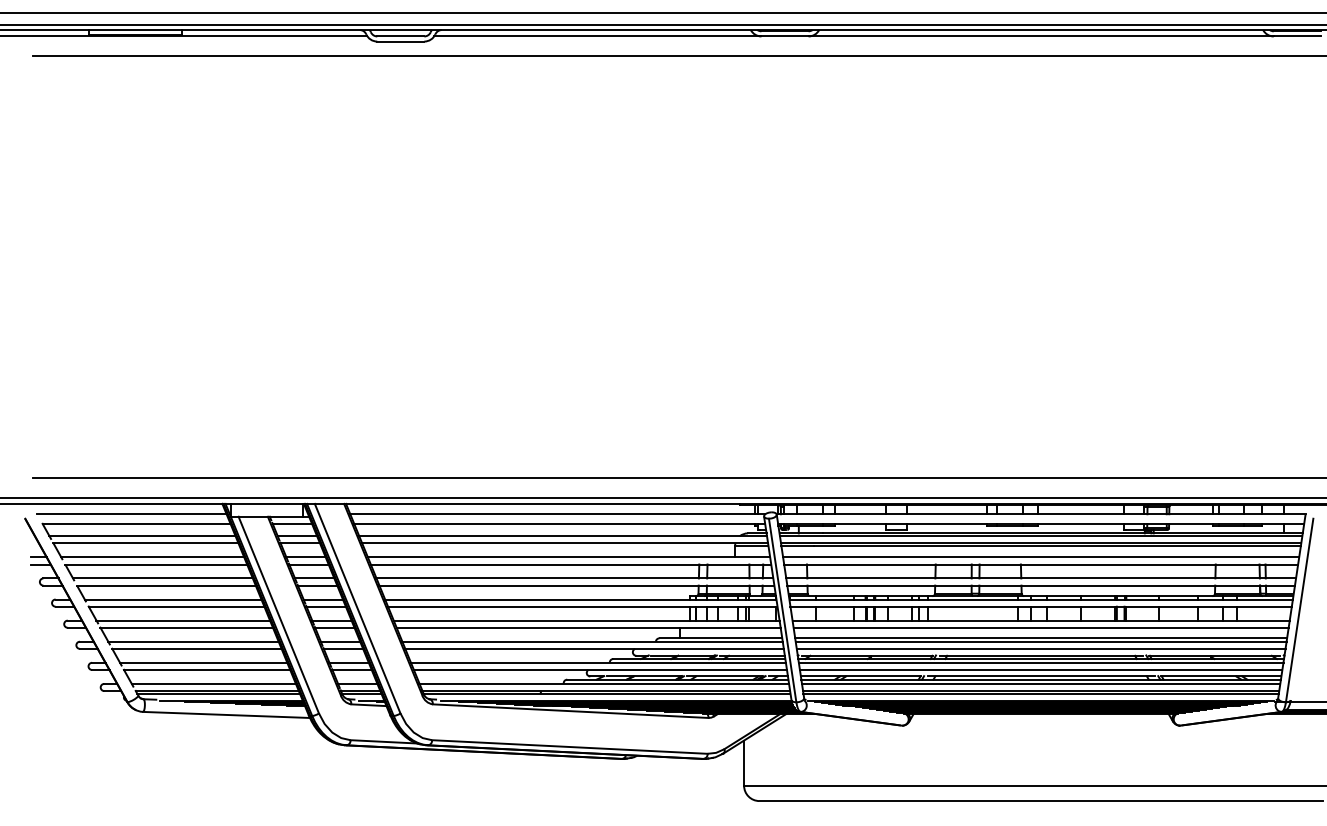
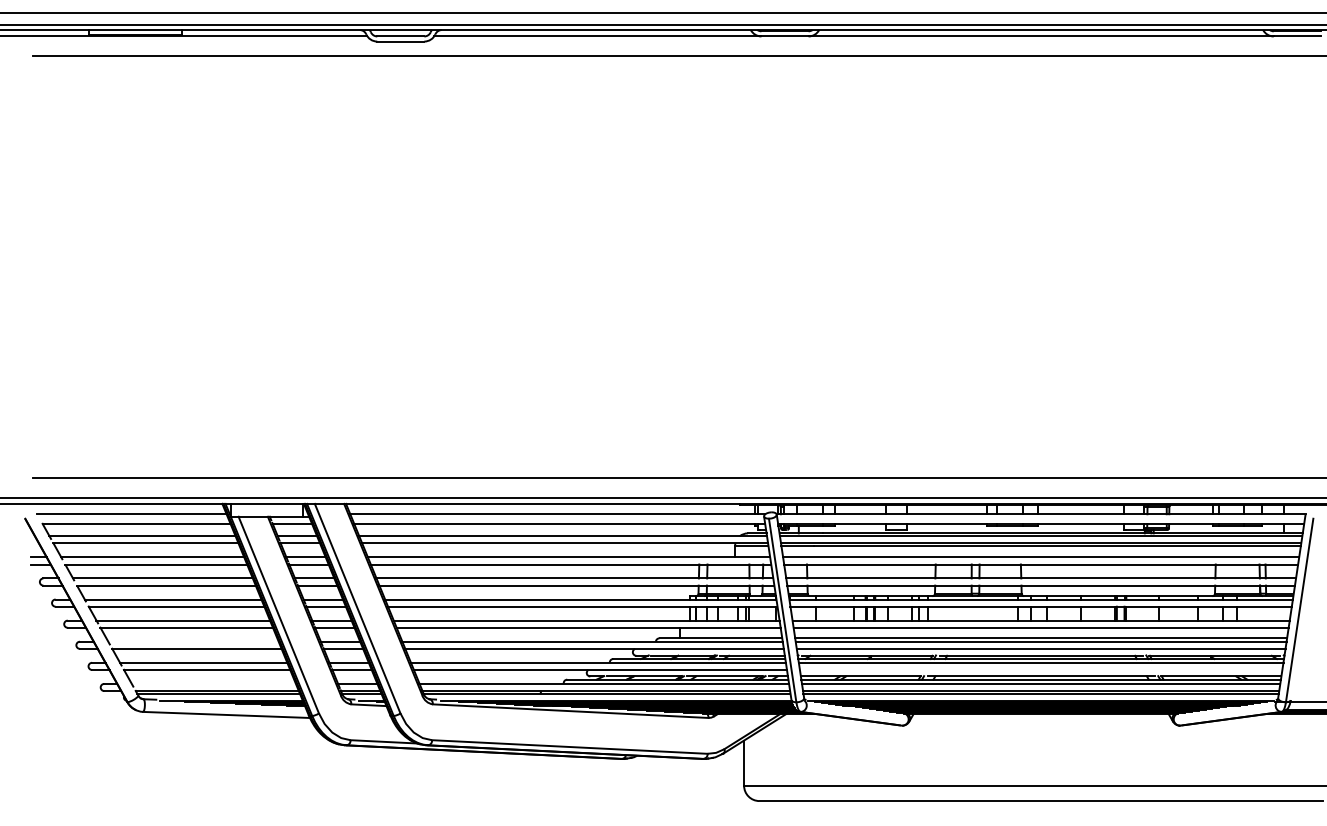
line: present -> none (193, 641)
line: present -> none (1040, 669)
line: present -> none (213, 683)
